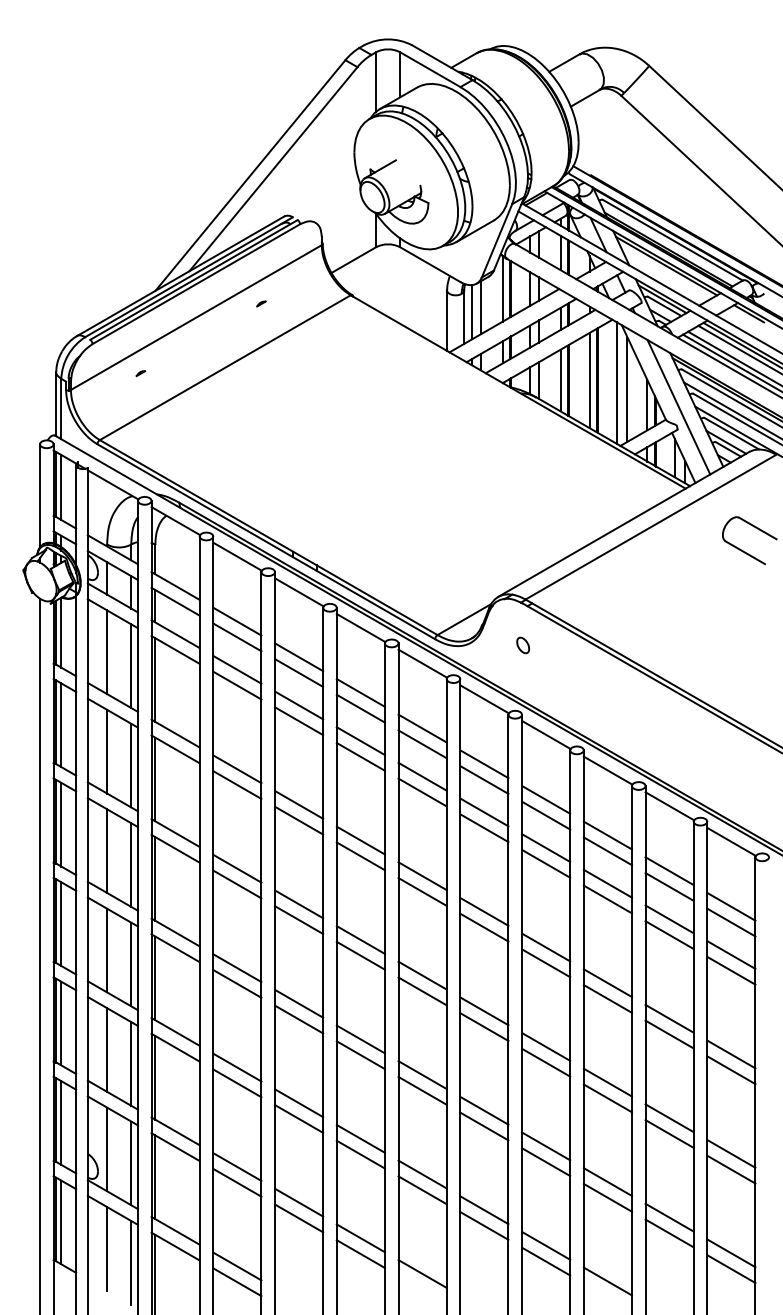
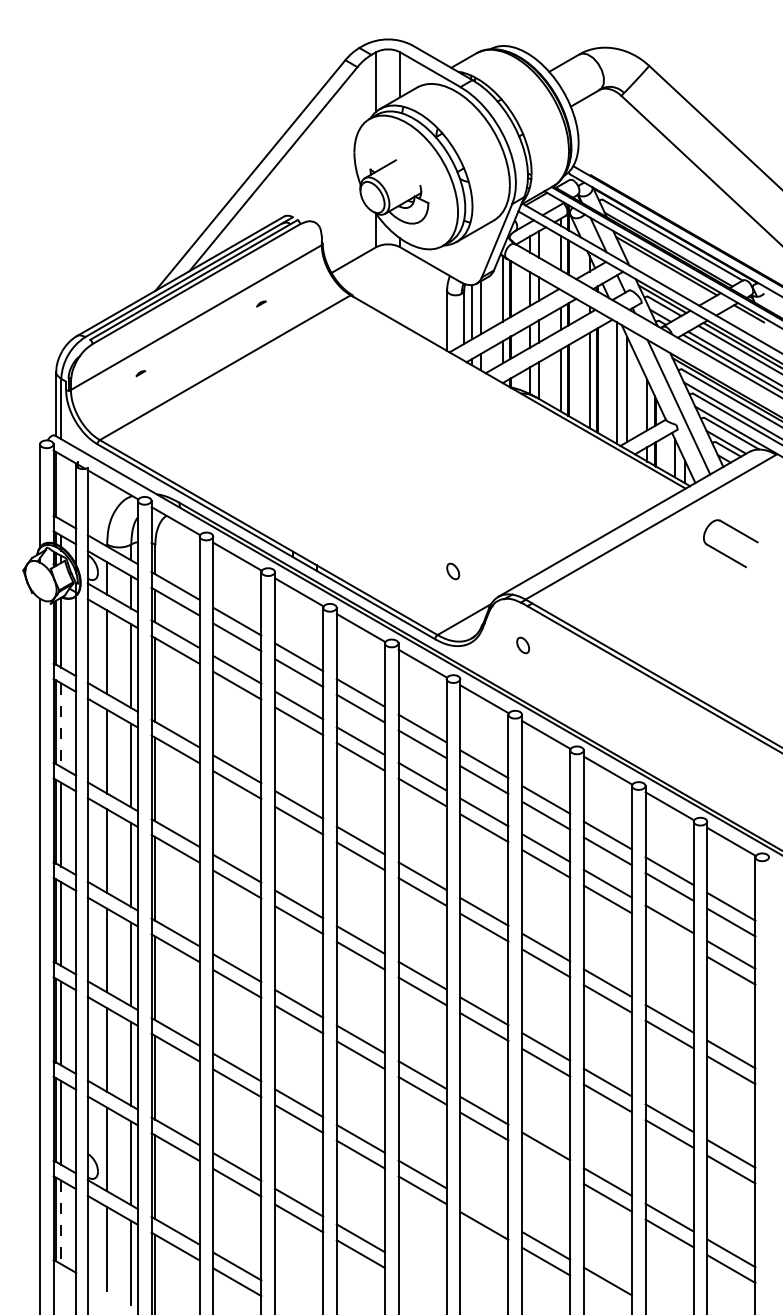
line: present -> none (61, 486)
part position: (743, 550) -> (724, 553) (724, 553)
part: none -> present (452, 571)
line: solid -> dashed (61, 725)
line: present -> none (669, 935)
line: present -> none (546, 1162)
line: present -> none (484, 1210)
line: solid -> dashed (61, 1222)
line: present -> none (422, 1273)
